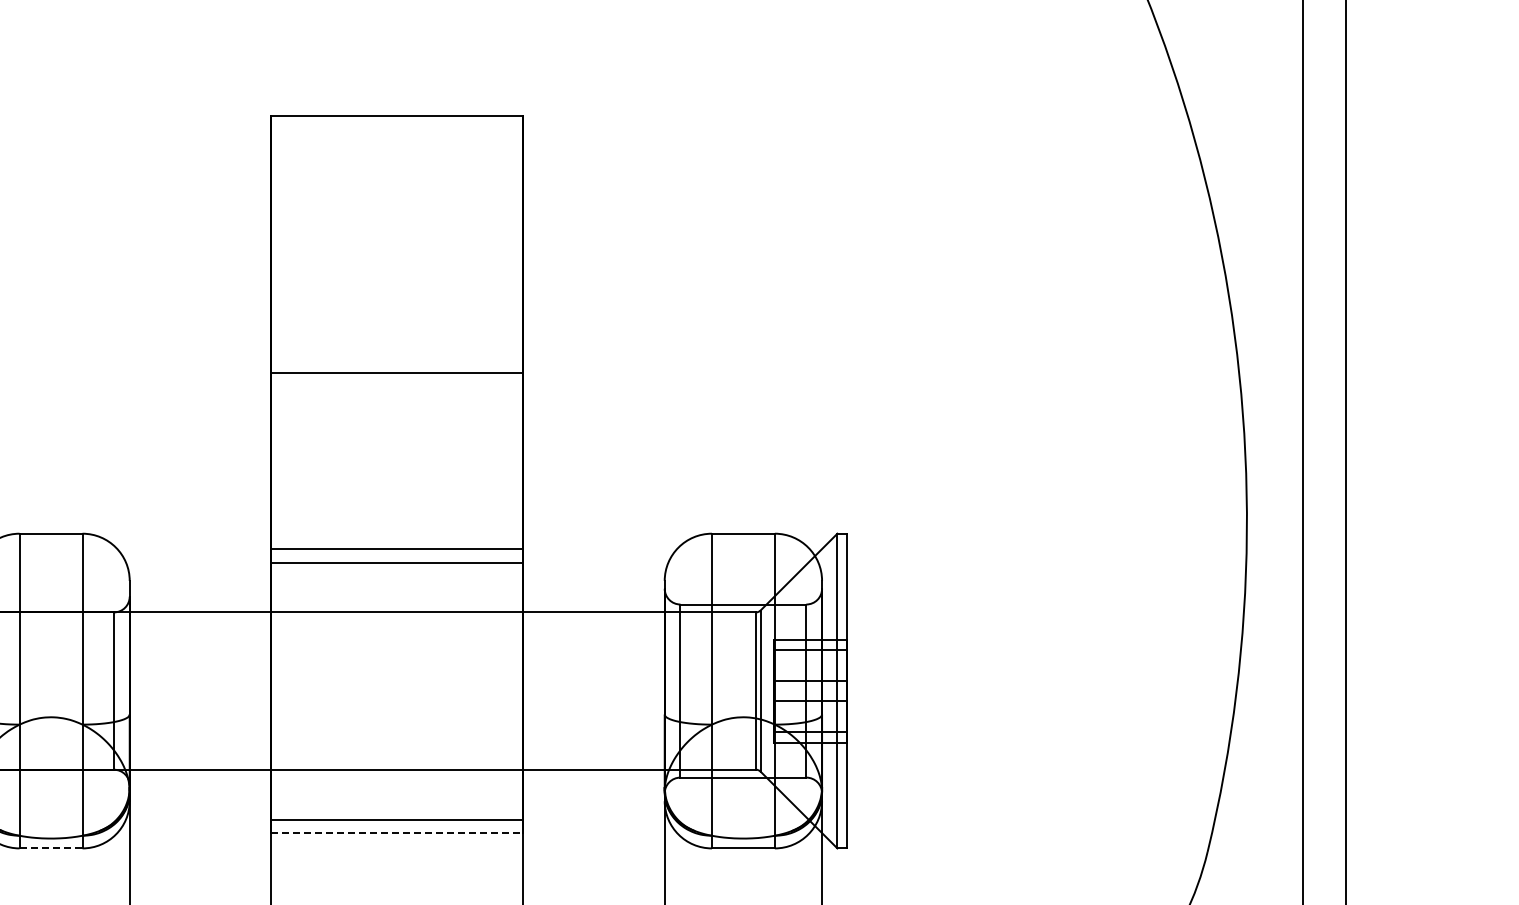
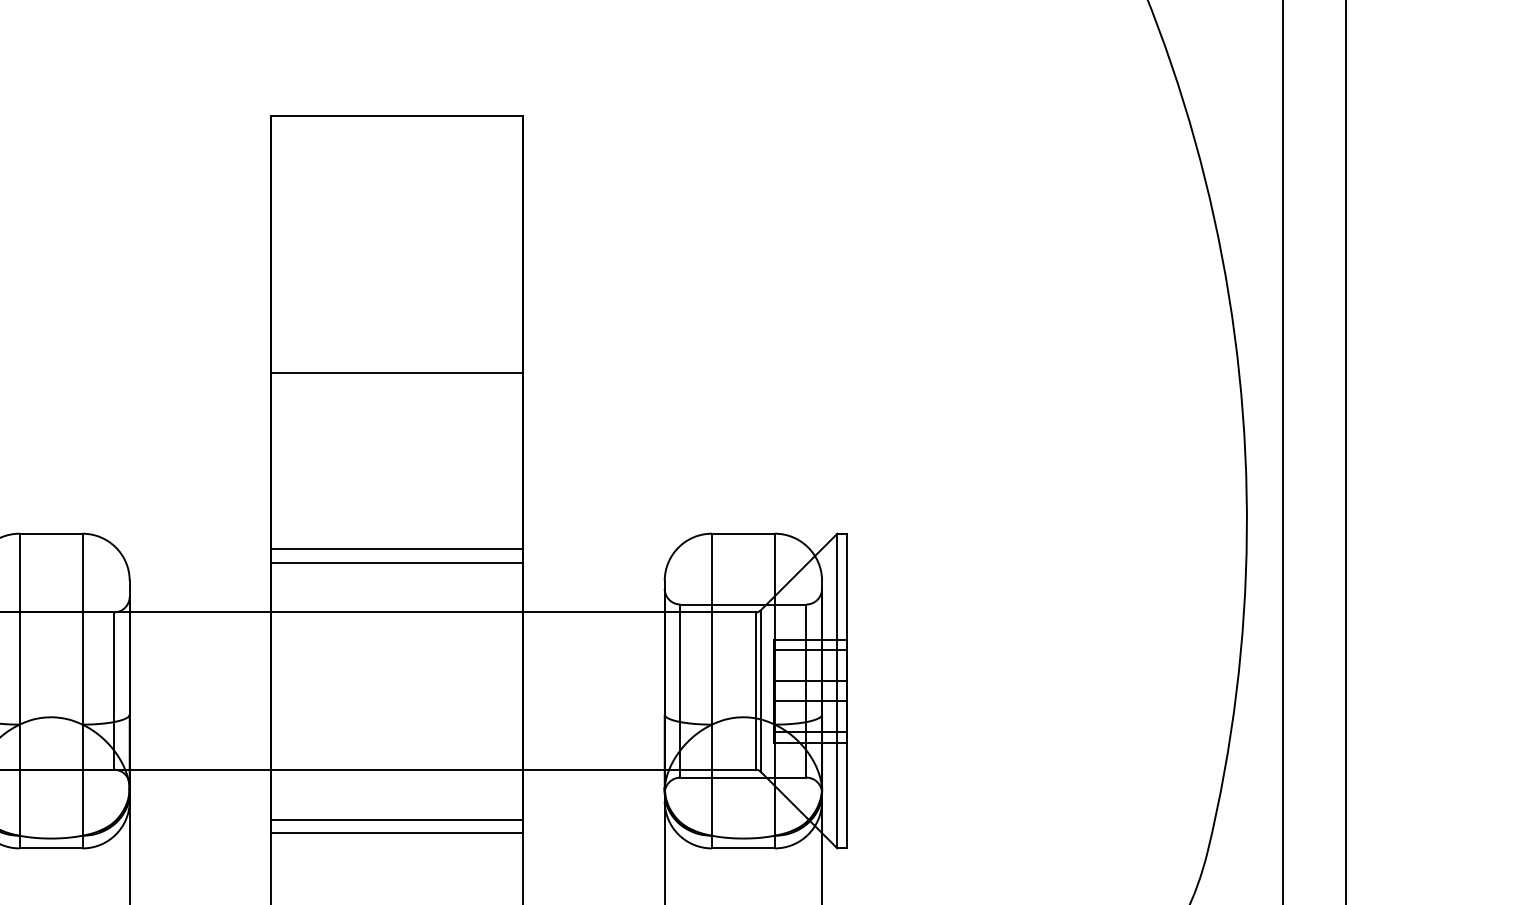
line position: (1303, 451) -> (1283, 451) (1283, 451)
line: dashed -> solid (397, 832)
line: dashed -> solid (51, 848)
